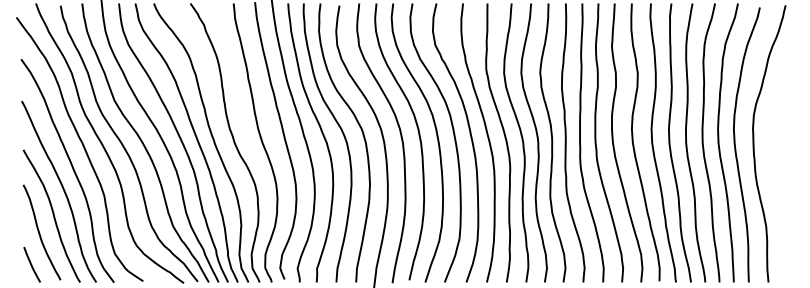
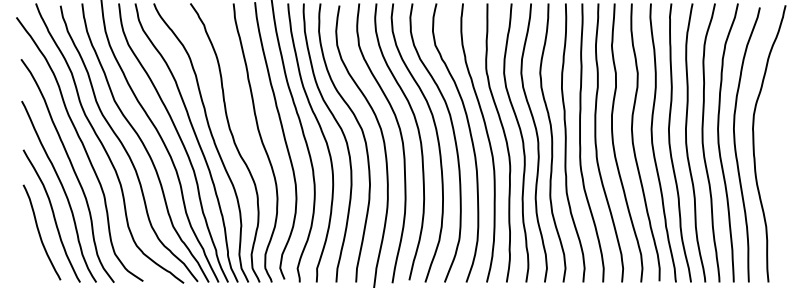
line: present -> none (31, 264)
